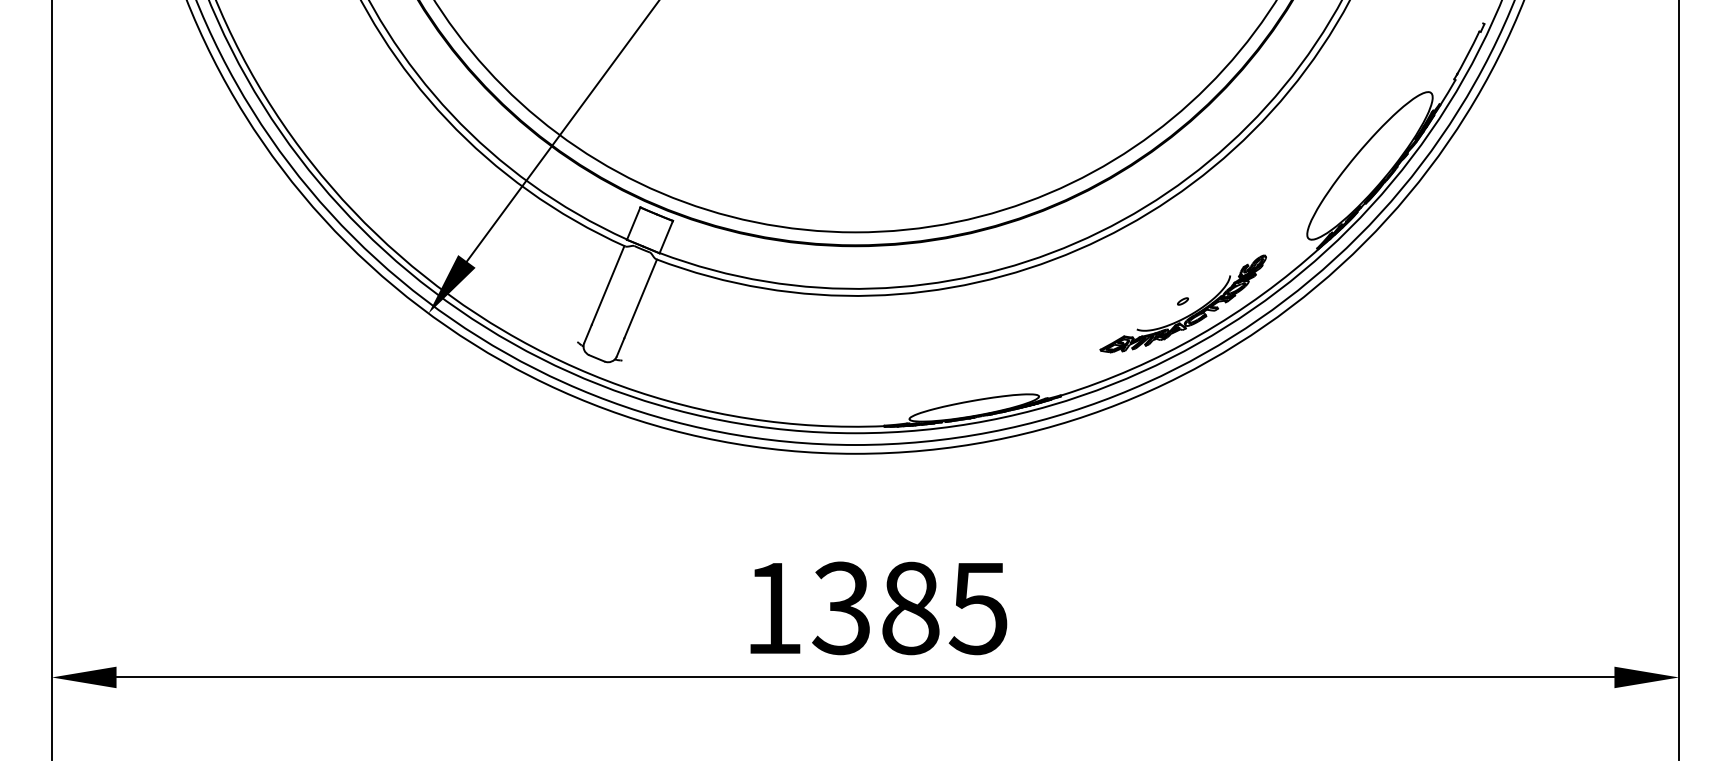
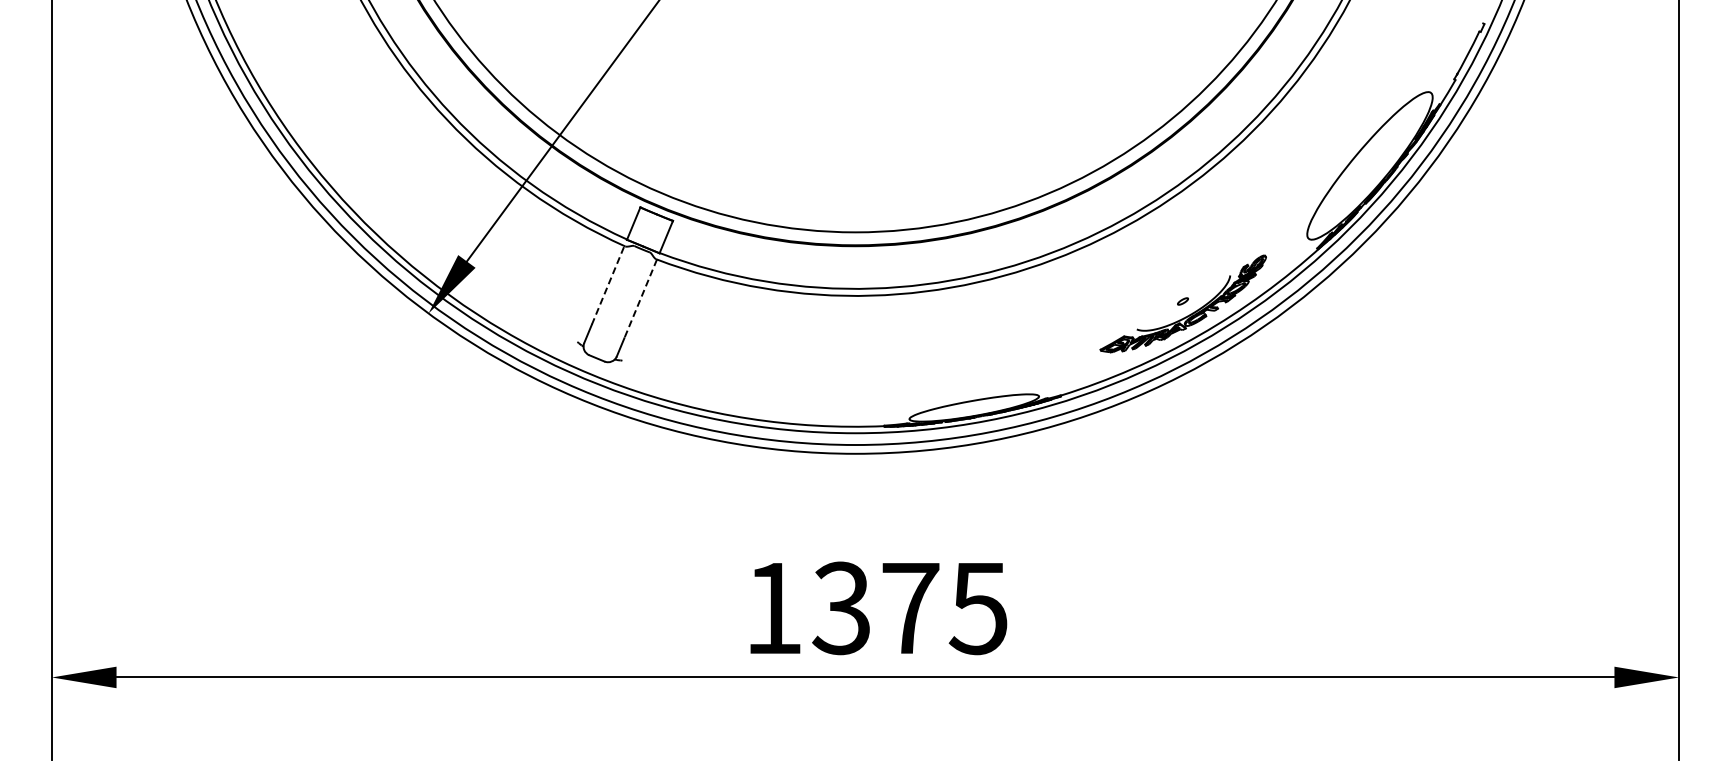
line: solid -> dashed (608, 285)
line: solid -> dashed (640, 298)
text: 1385 -> 1375 (910, 608)
